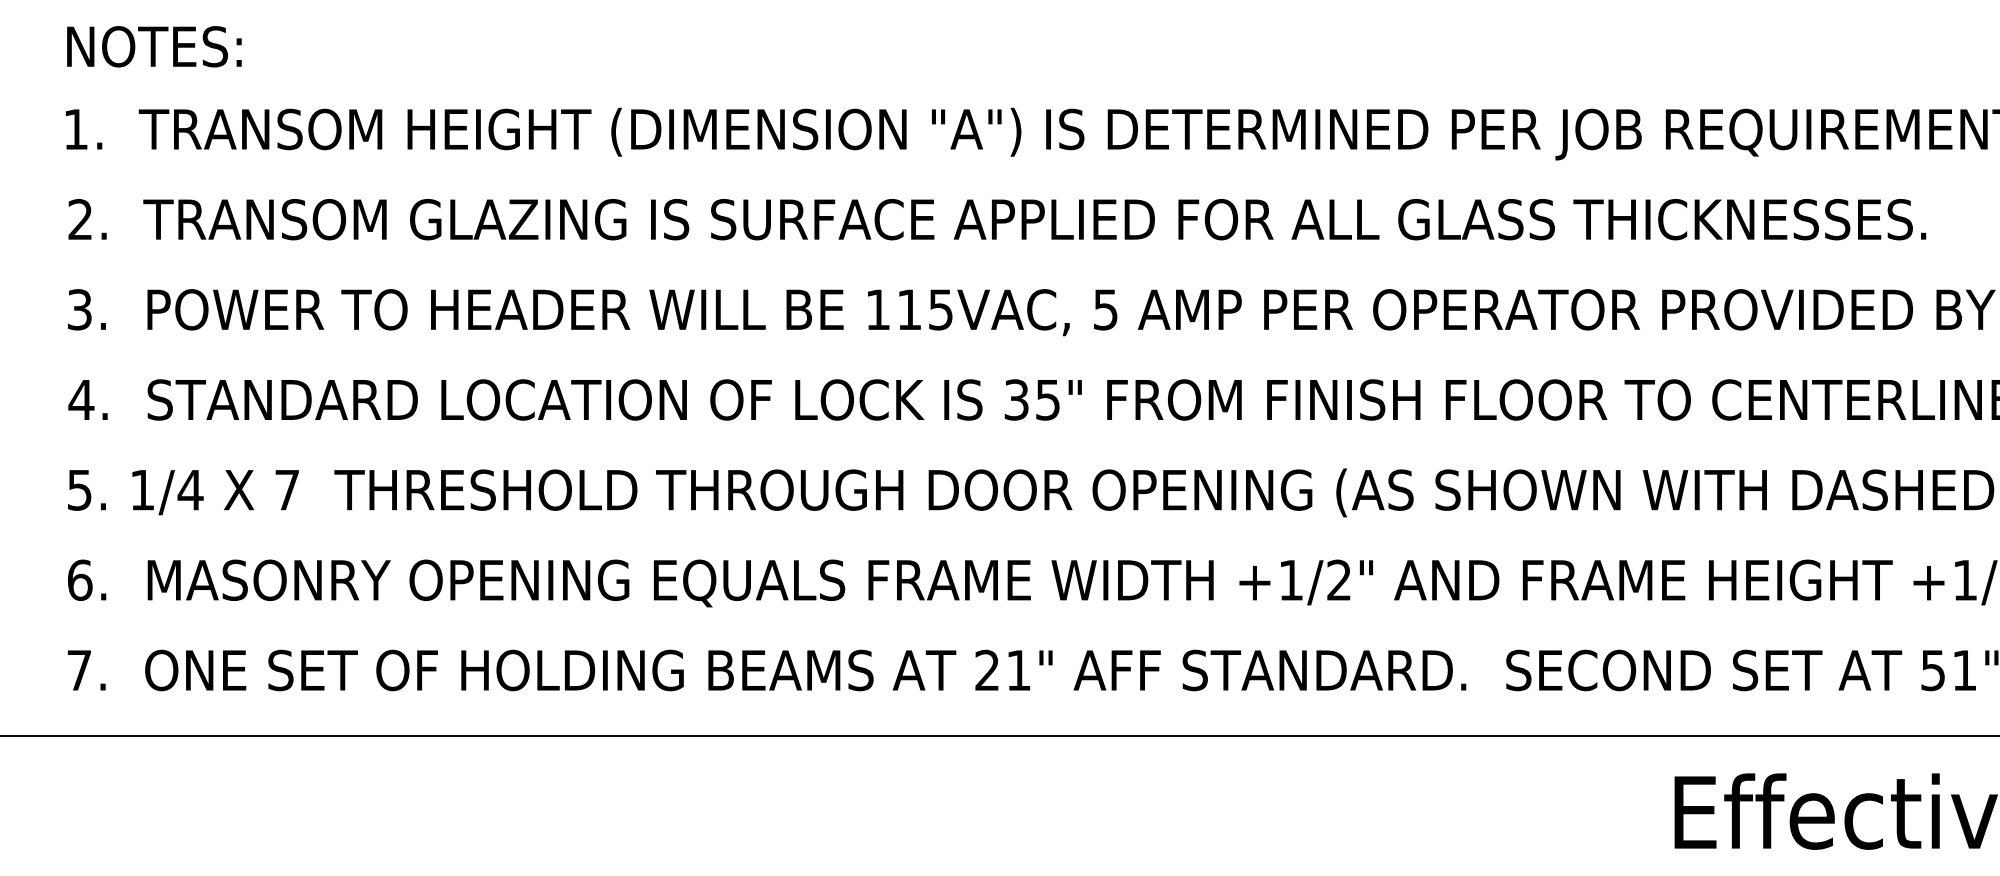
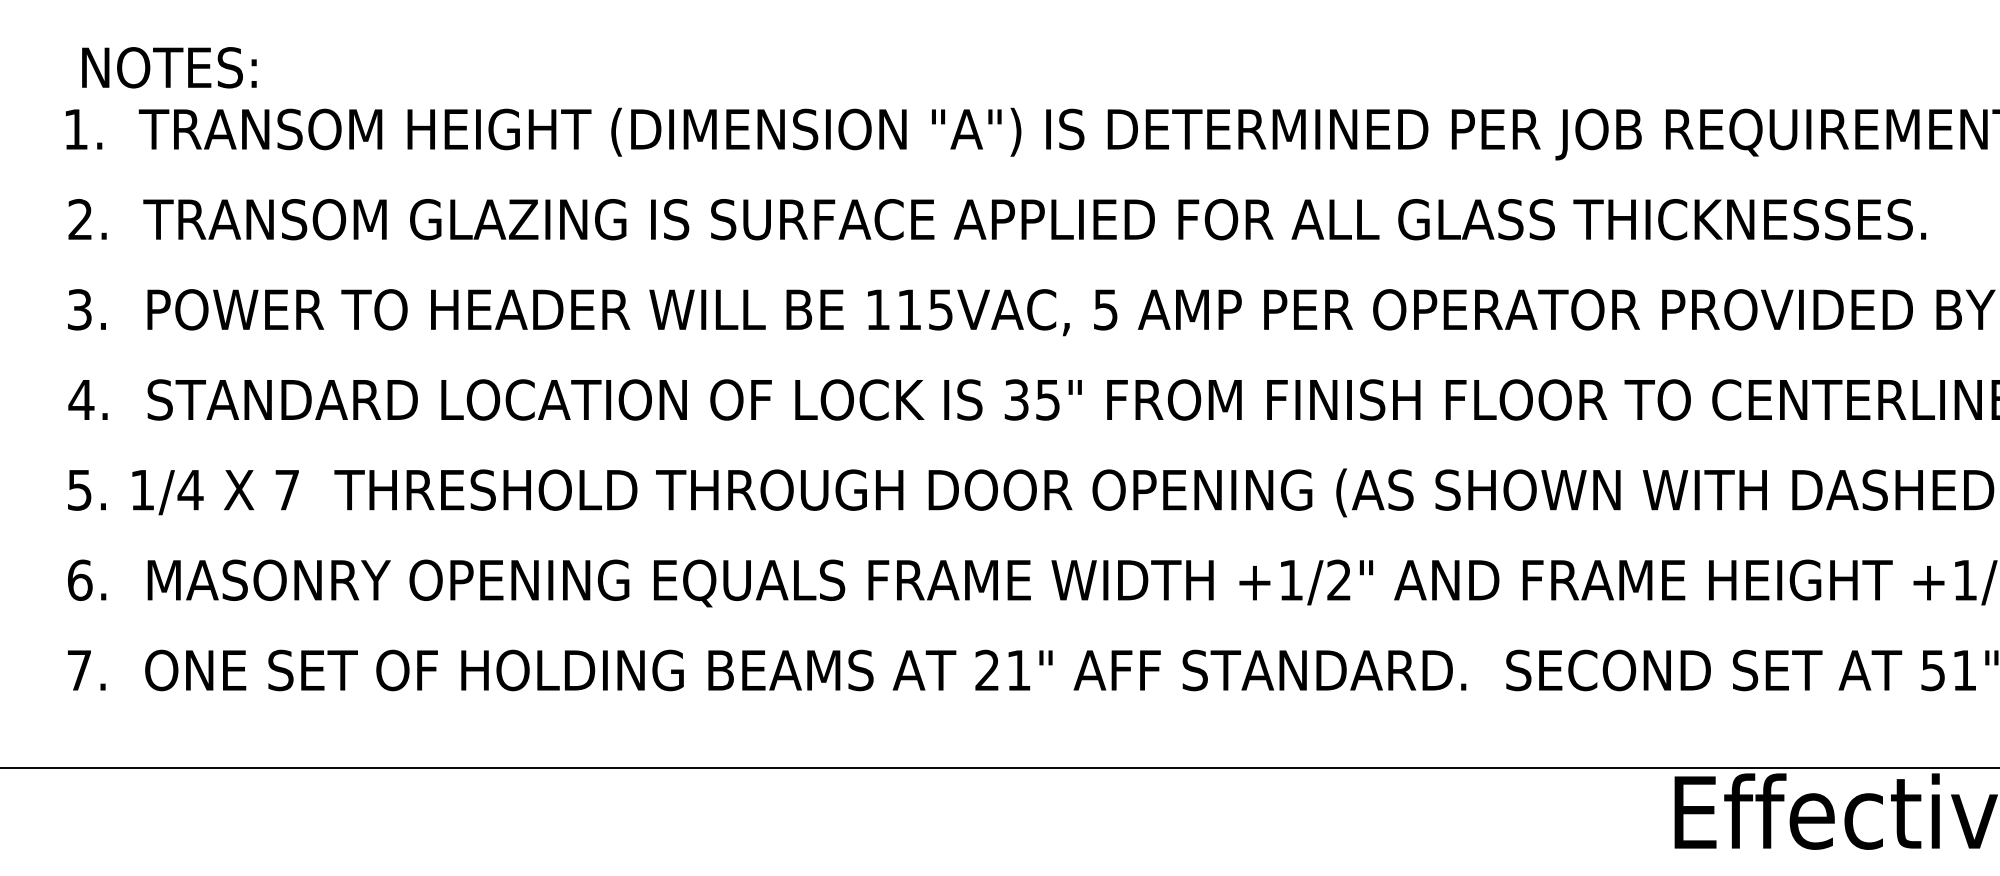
text position: (154, 46) -> (169, 67) (169, 67)
line position: (999, 735) -> (999, 767) (999, 767)
